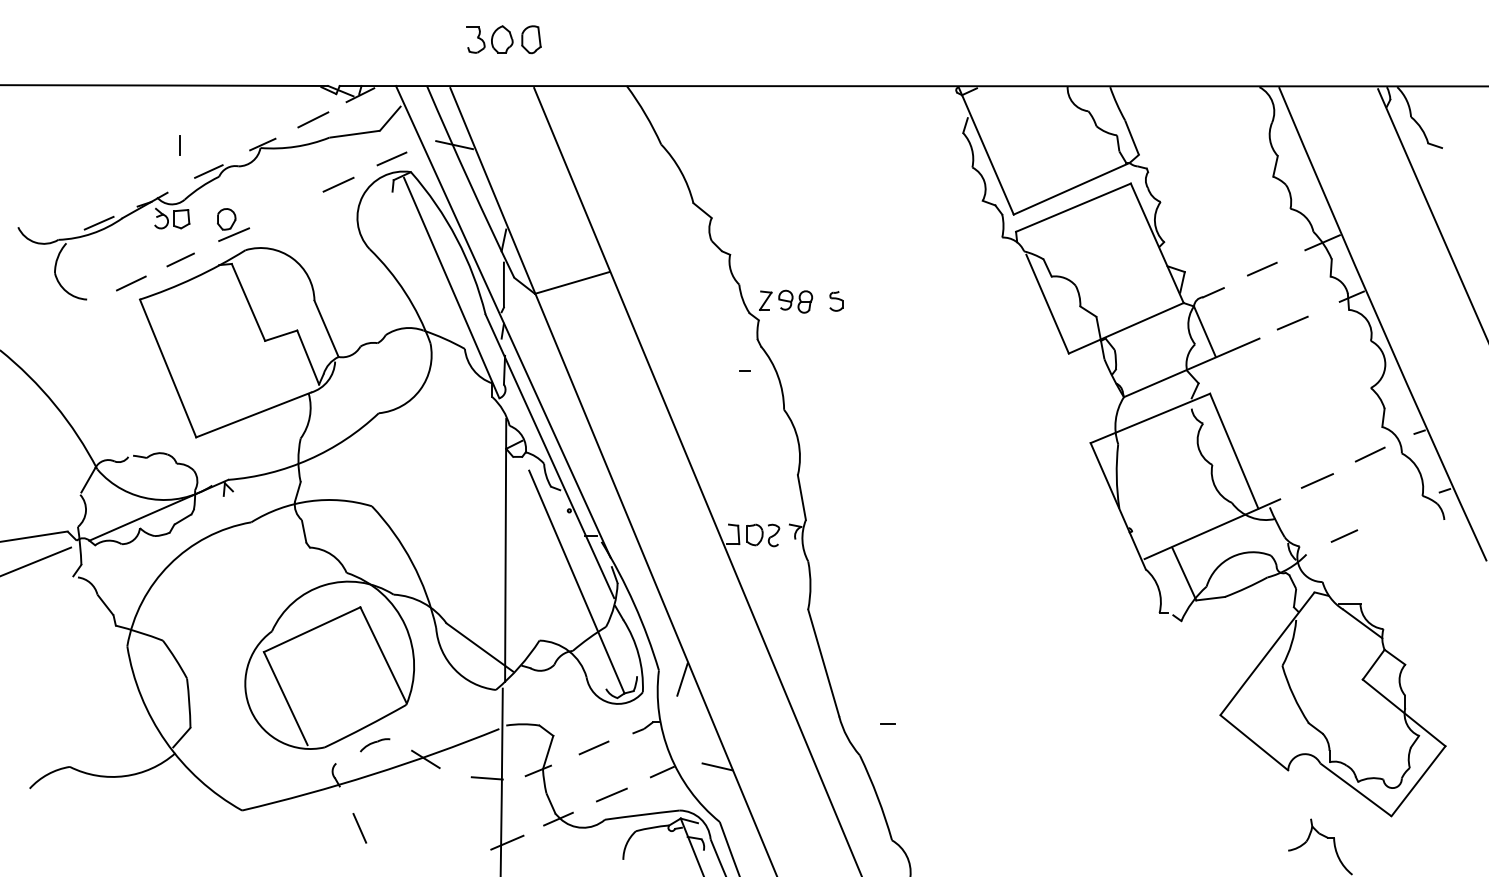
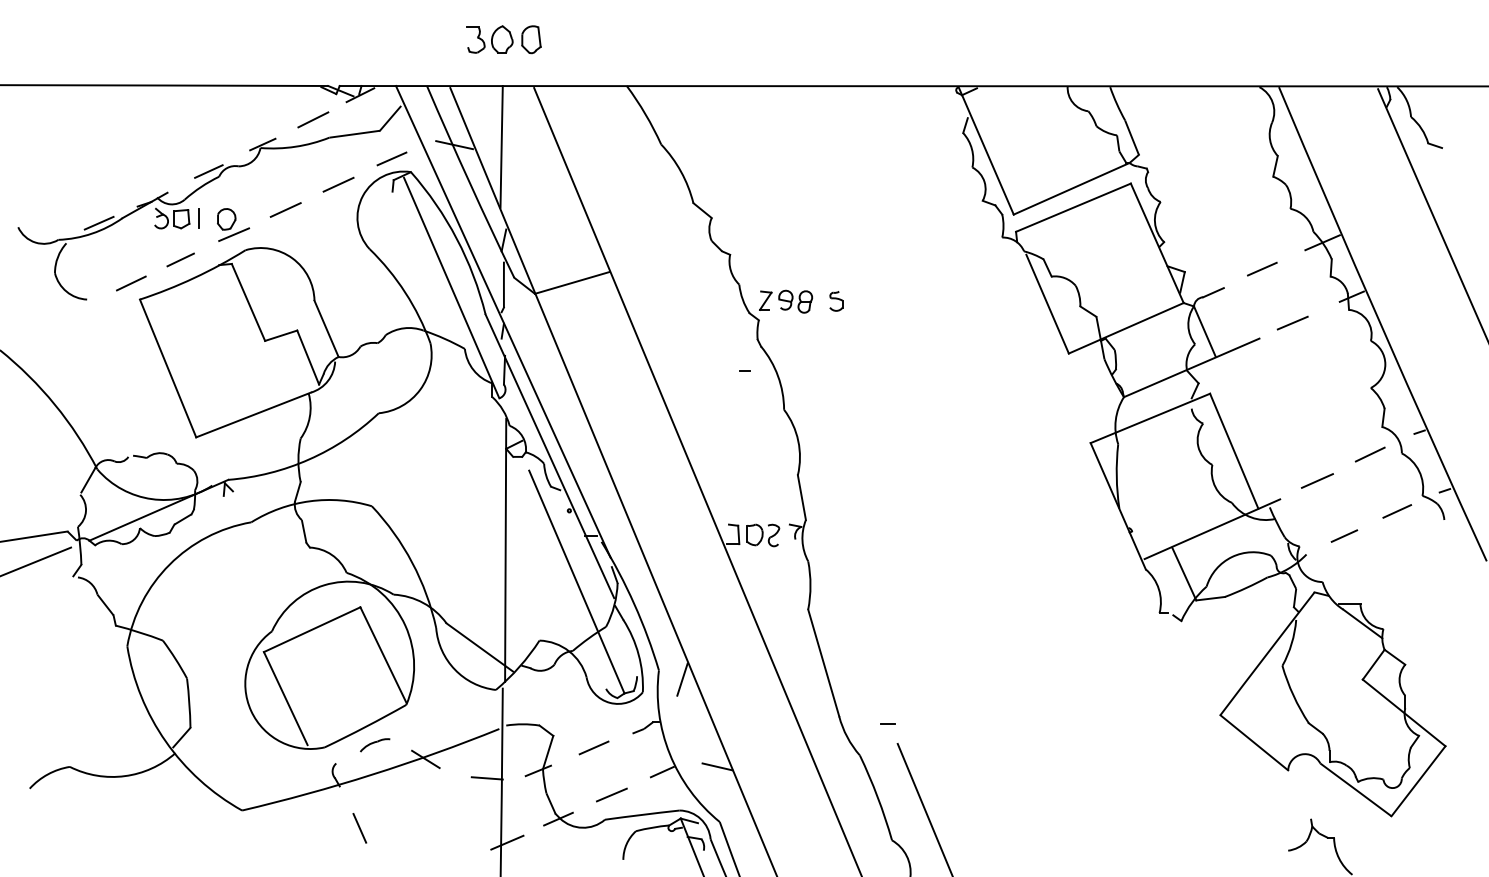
line position: (179, 145) -> (198, 218) (198, 218)
line: none -> present (501, 146)
line: none -> present (285, 209)
line: none -> present (1397, 511)
line: none -> present (924, 808)
